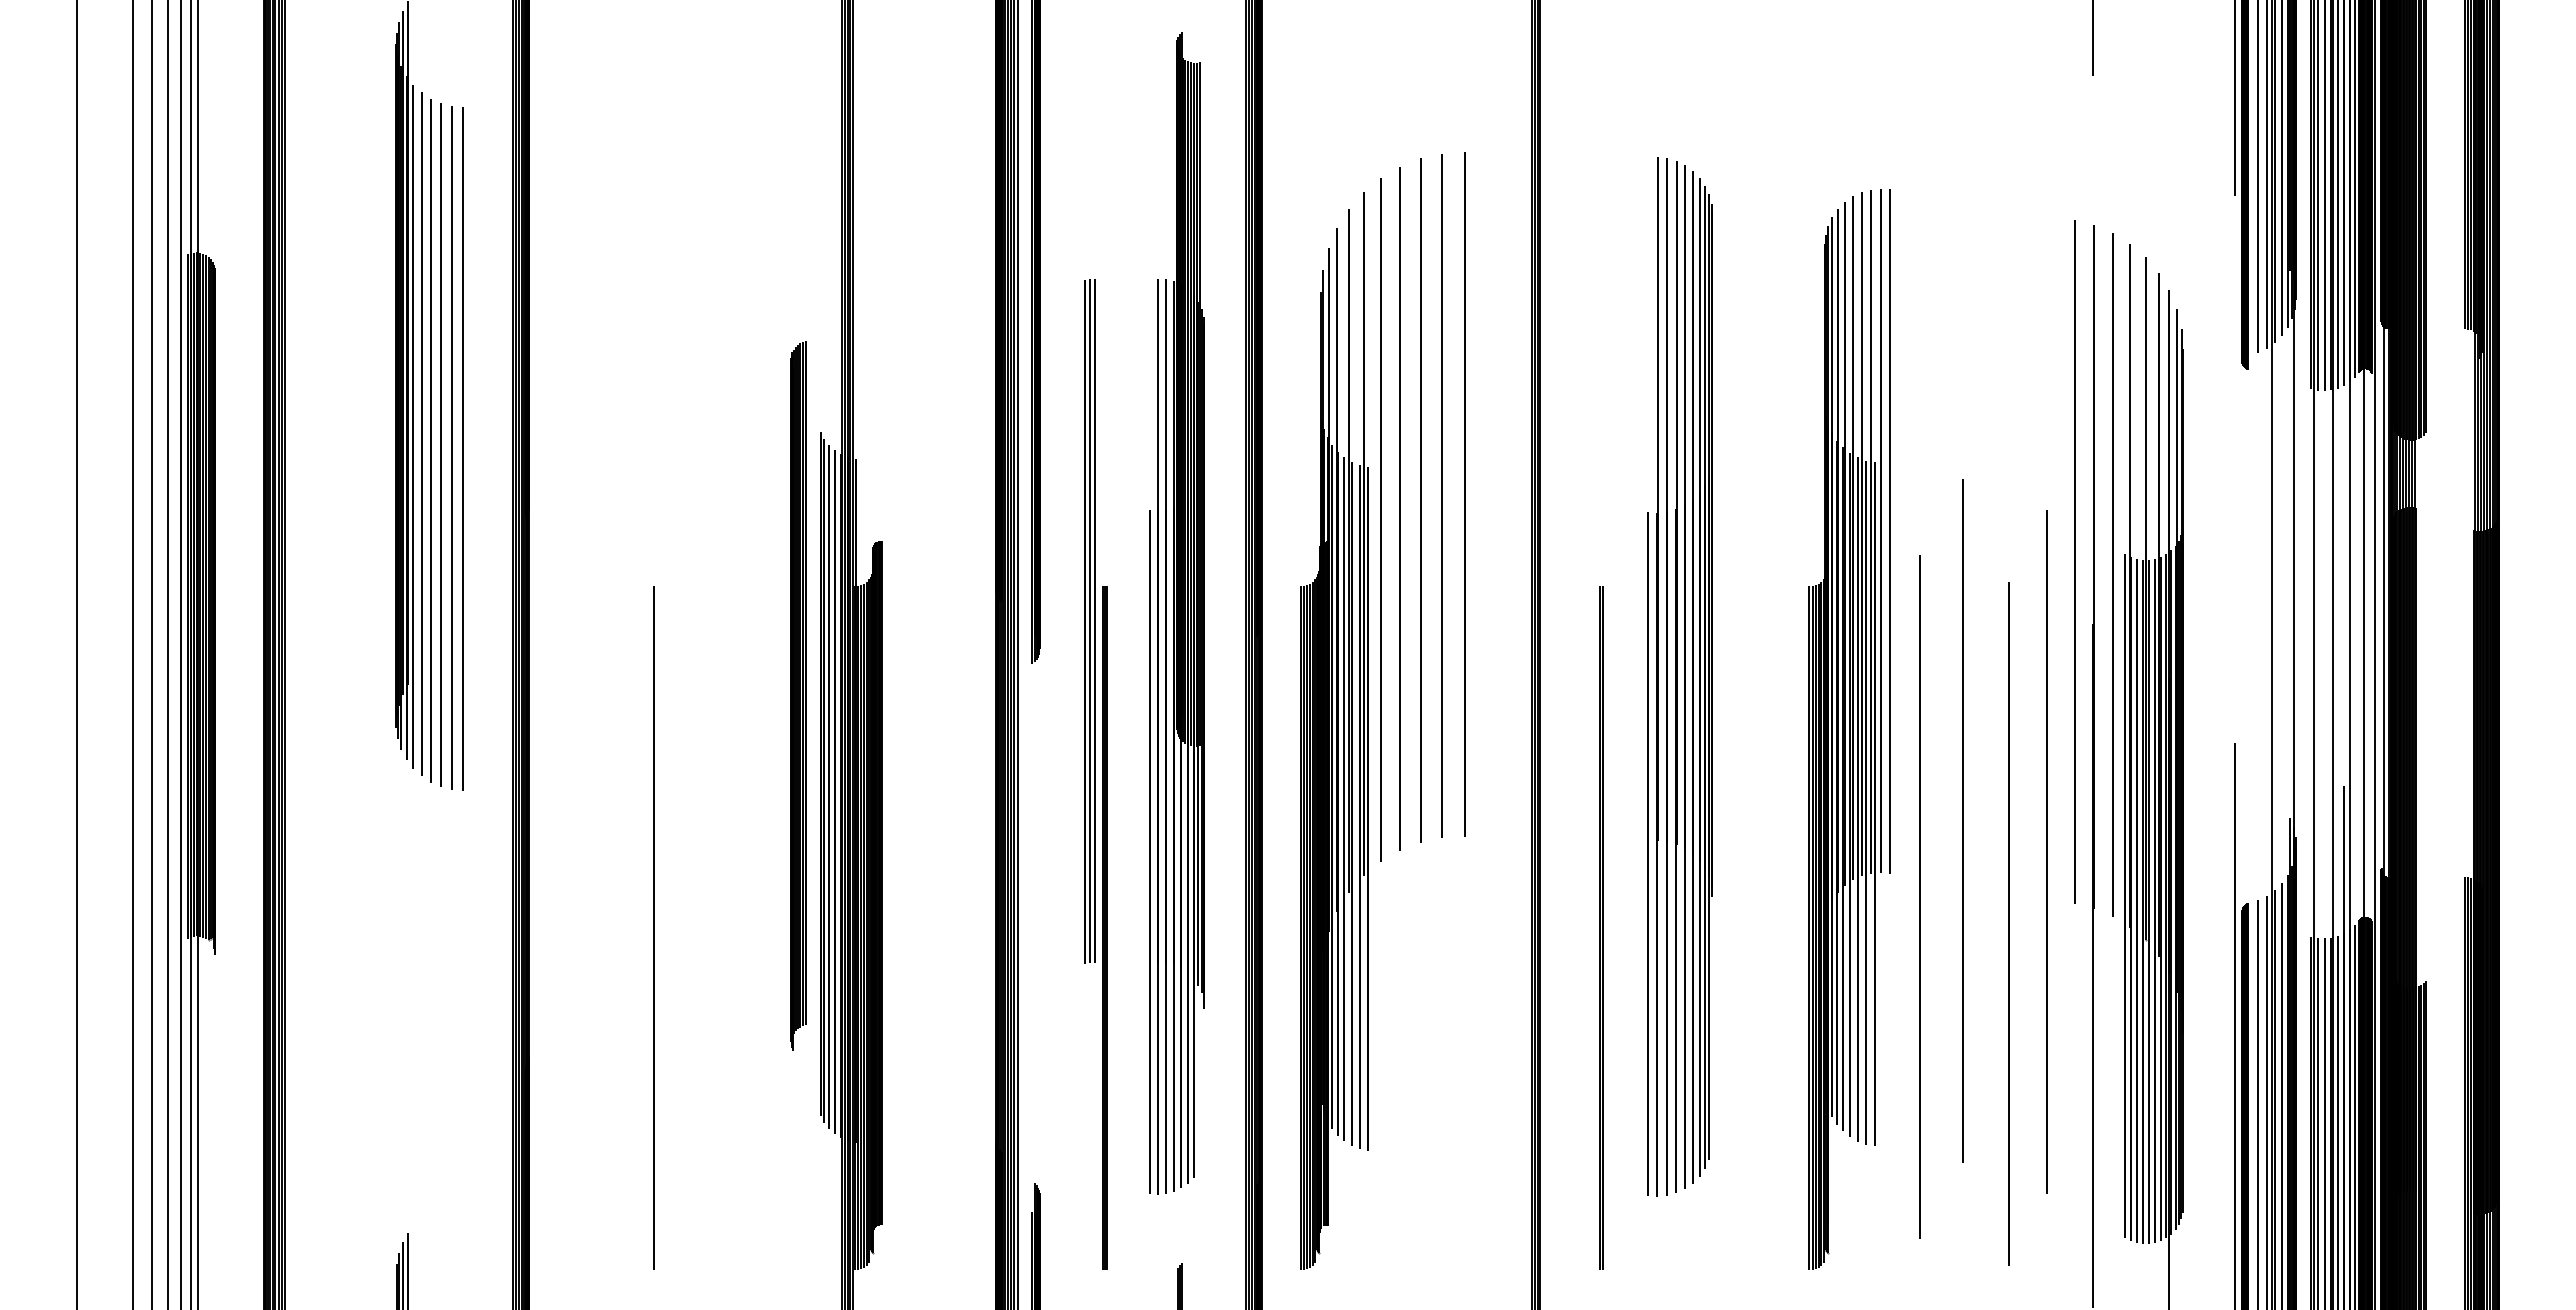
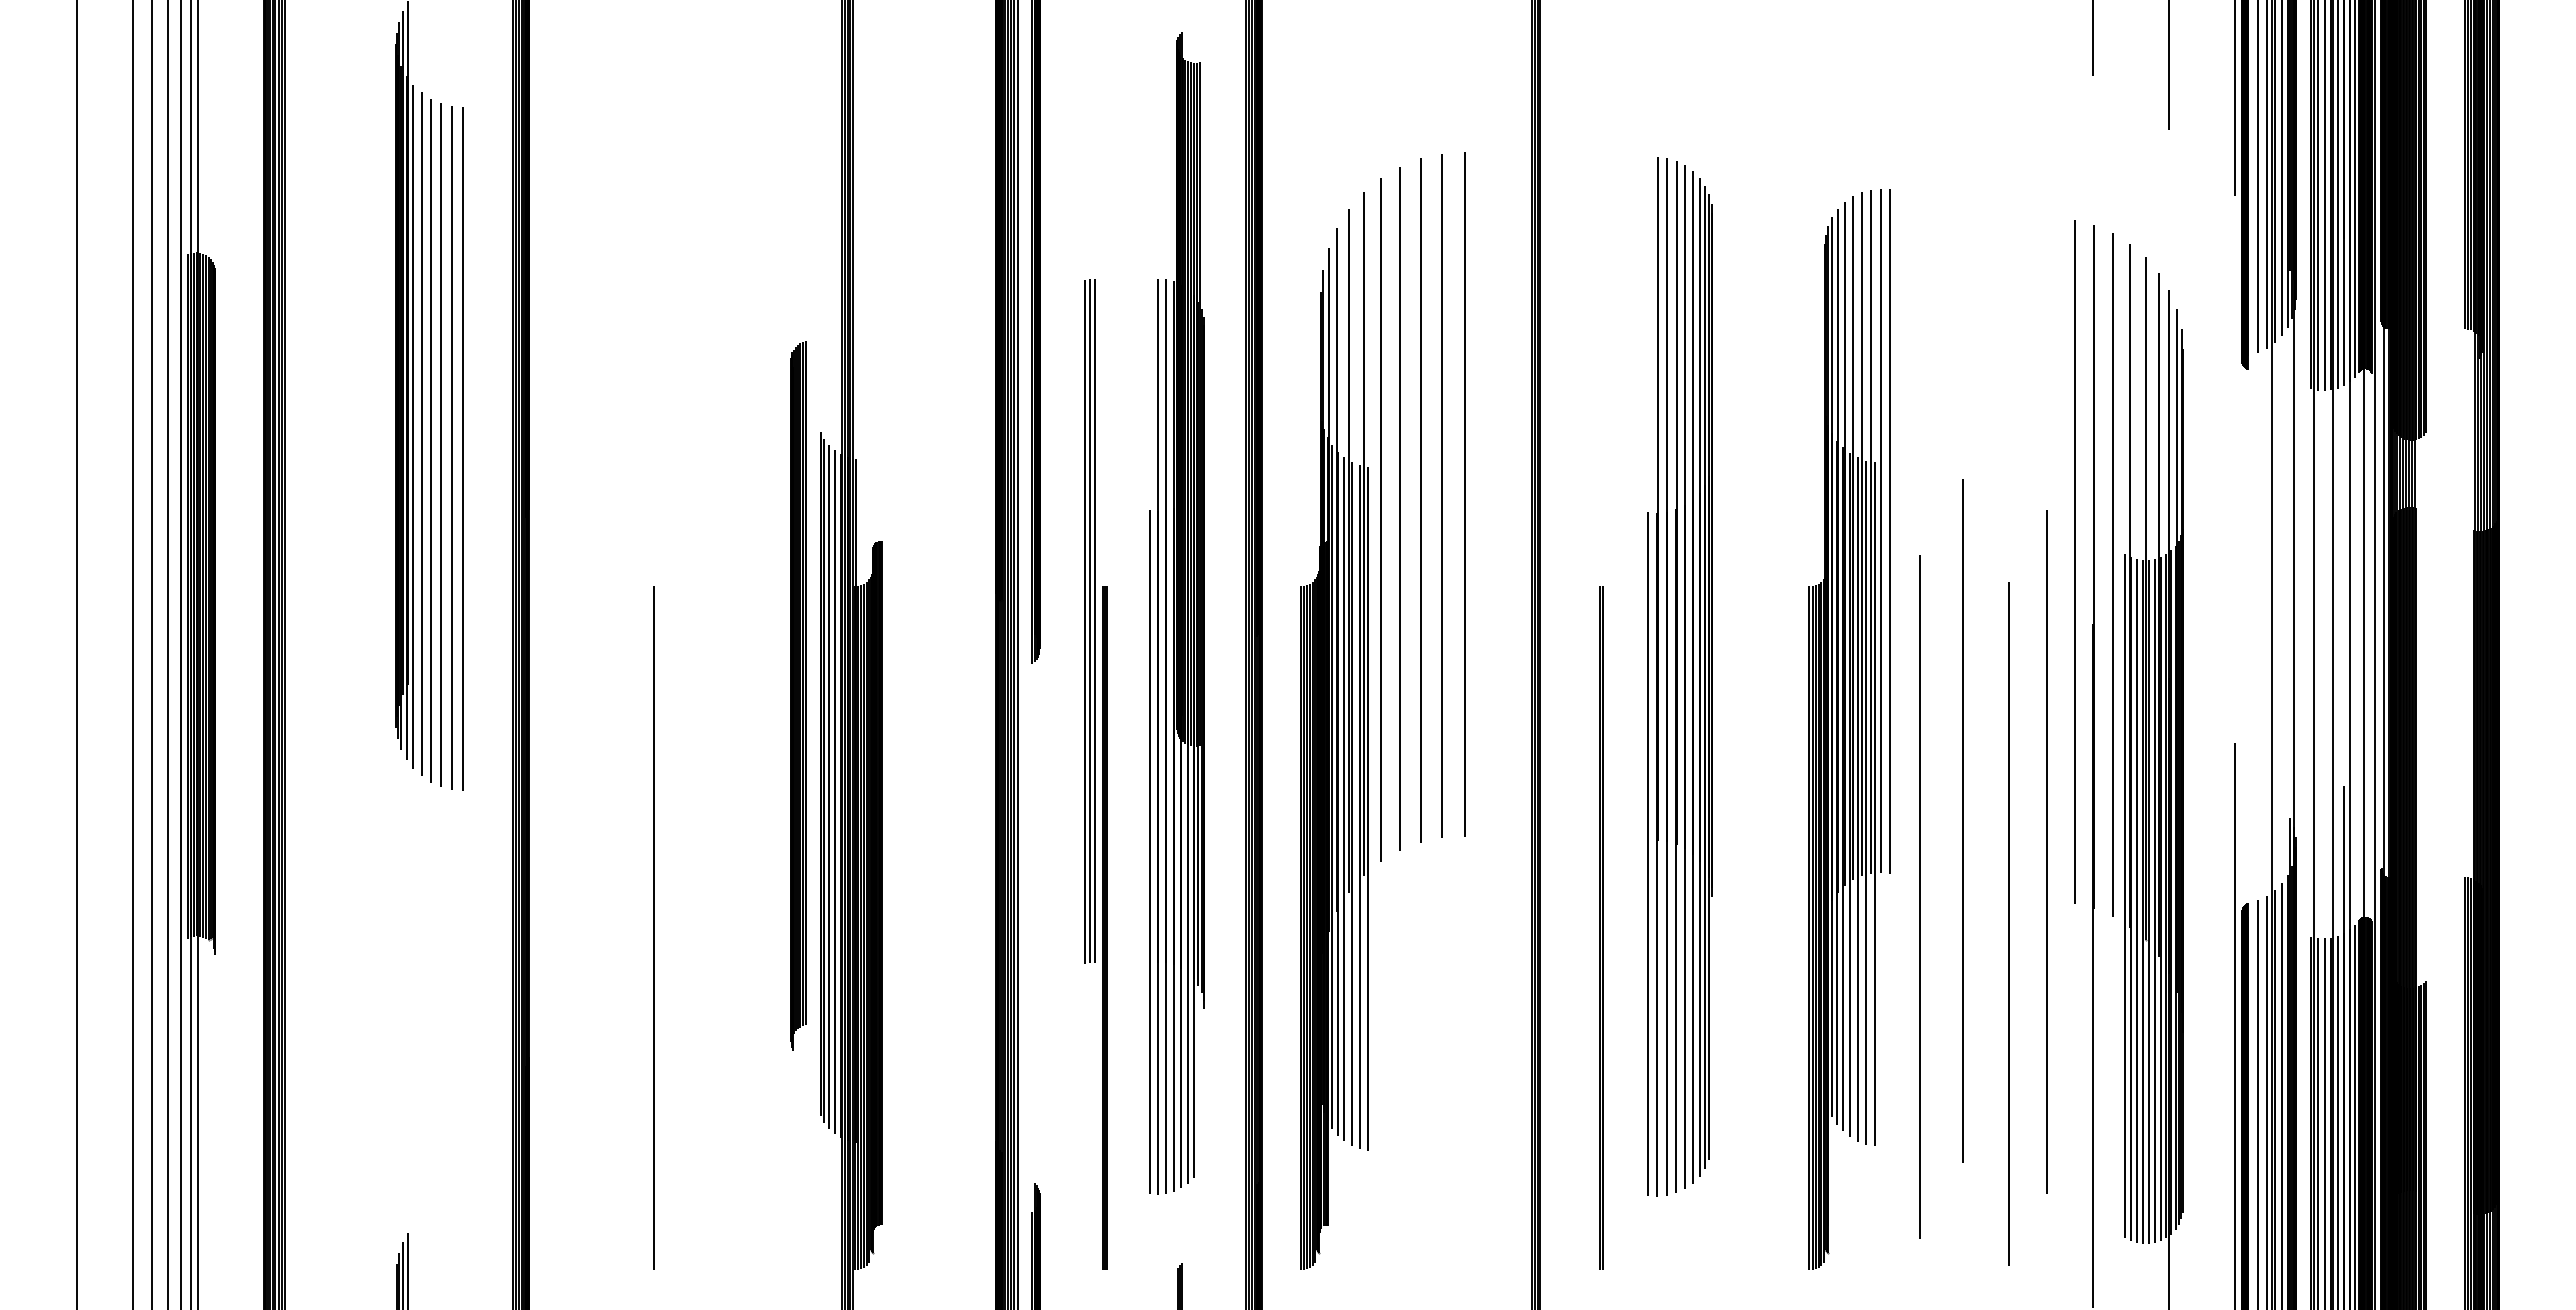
line: none -> present (2168, 66)
